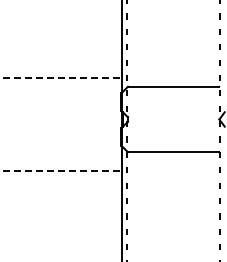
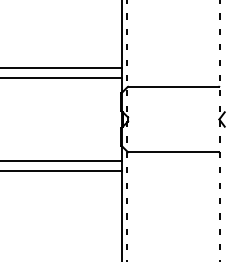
line: none -> present (61, 68)
line: dashed -> solid (61, 78)
line: none -> present (61, 160)
line: dashed -> solid (61, 170)
